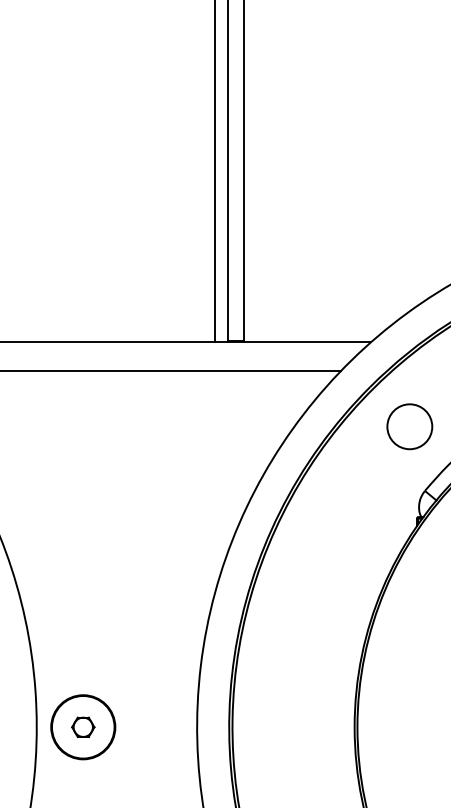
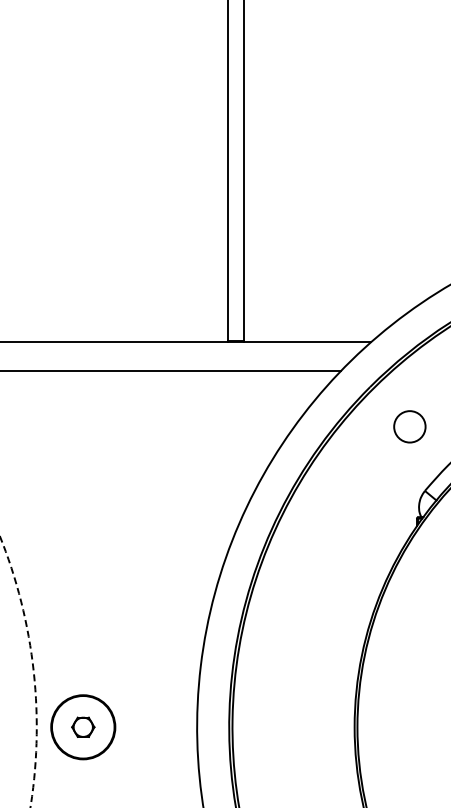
line: present -> none (214, 172)
circle size: 48x48 px -> 34x34 px (409, 426)
arc: solid -> dashed (33, 670)
